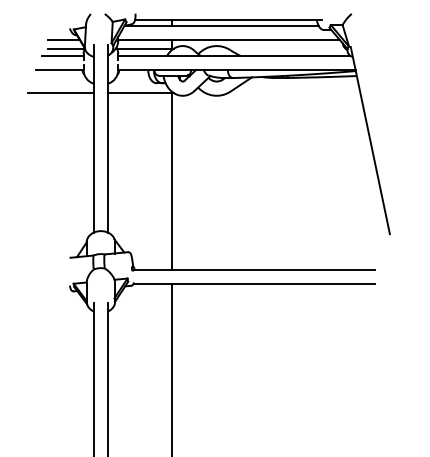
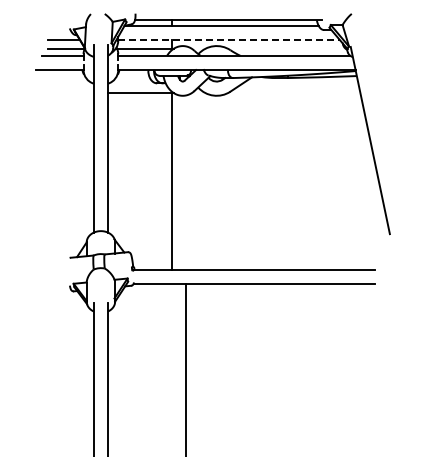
line: solid -> dashed (228, 39)
line: present -> none (60, 93)
line position: (171, 368) -> (185, 368) (185, 368)
